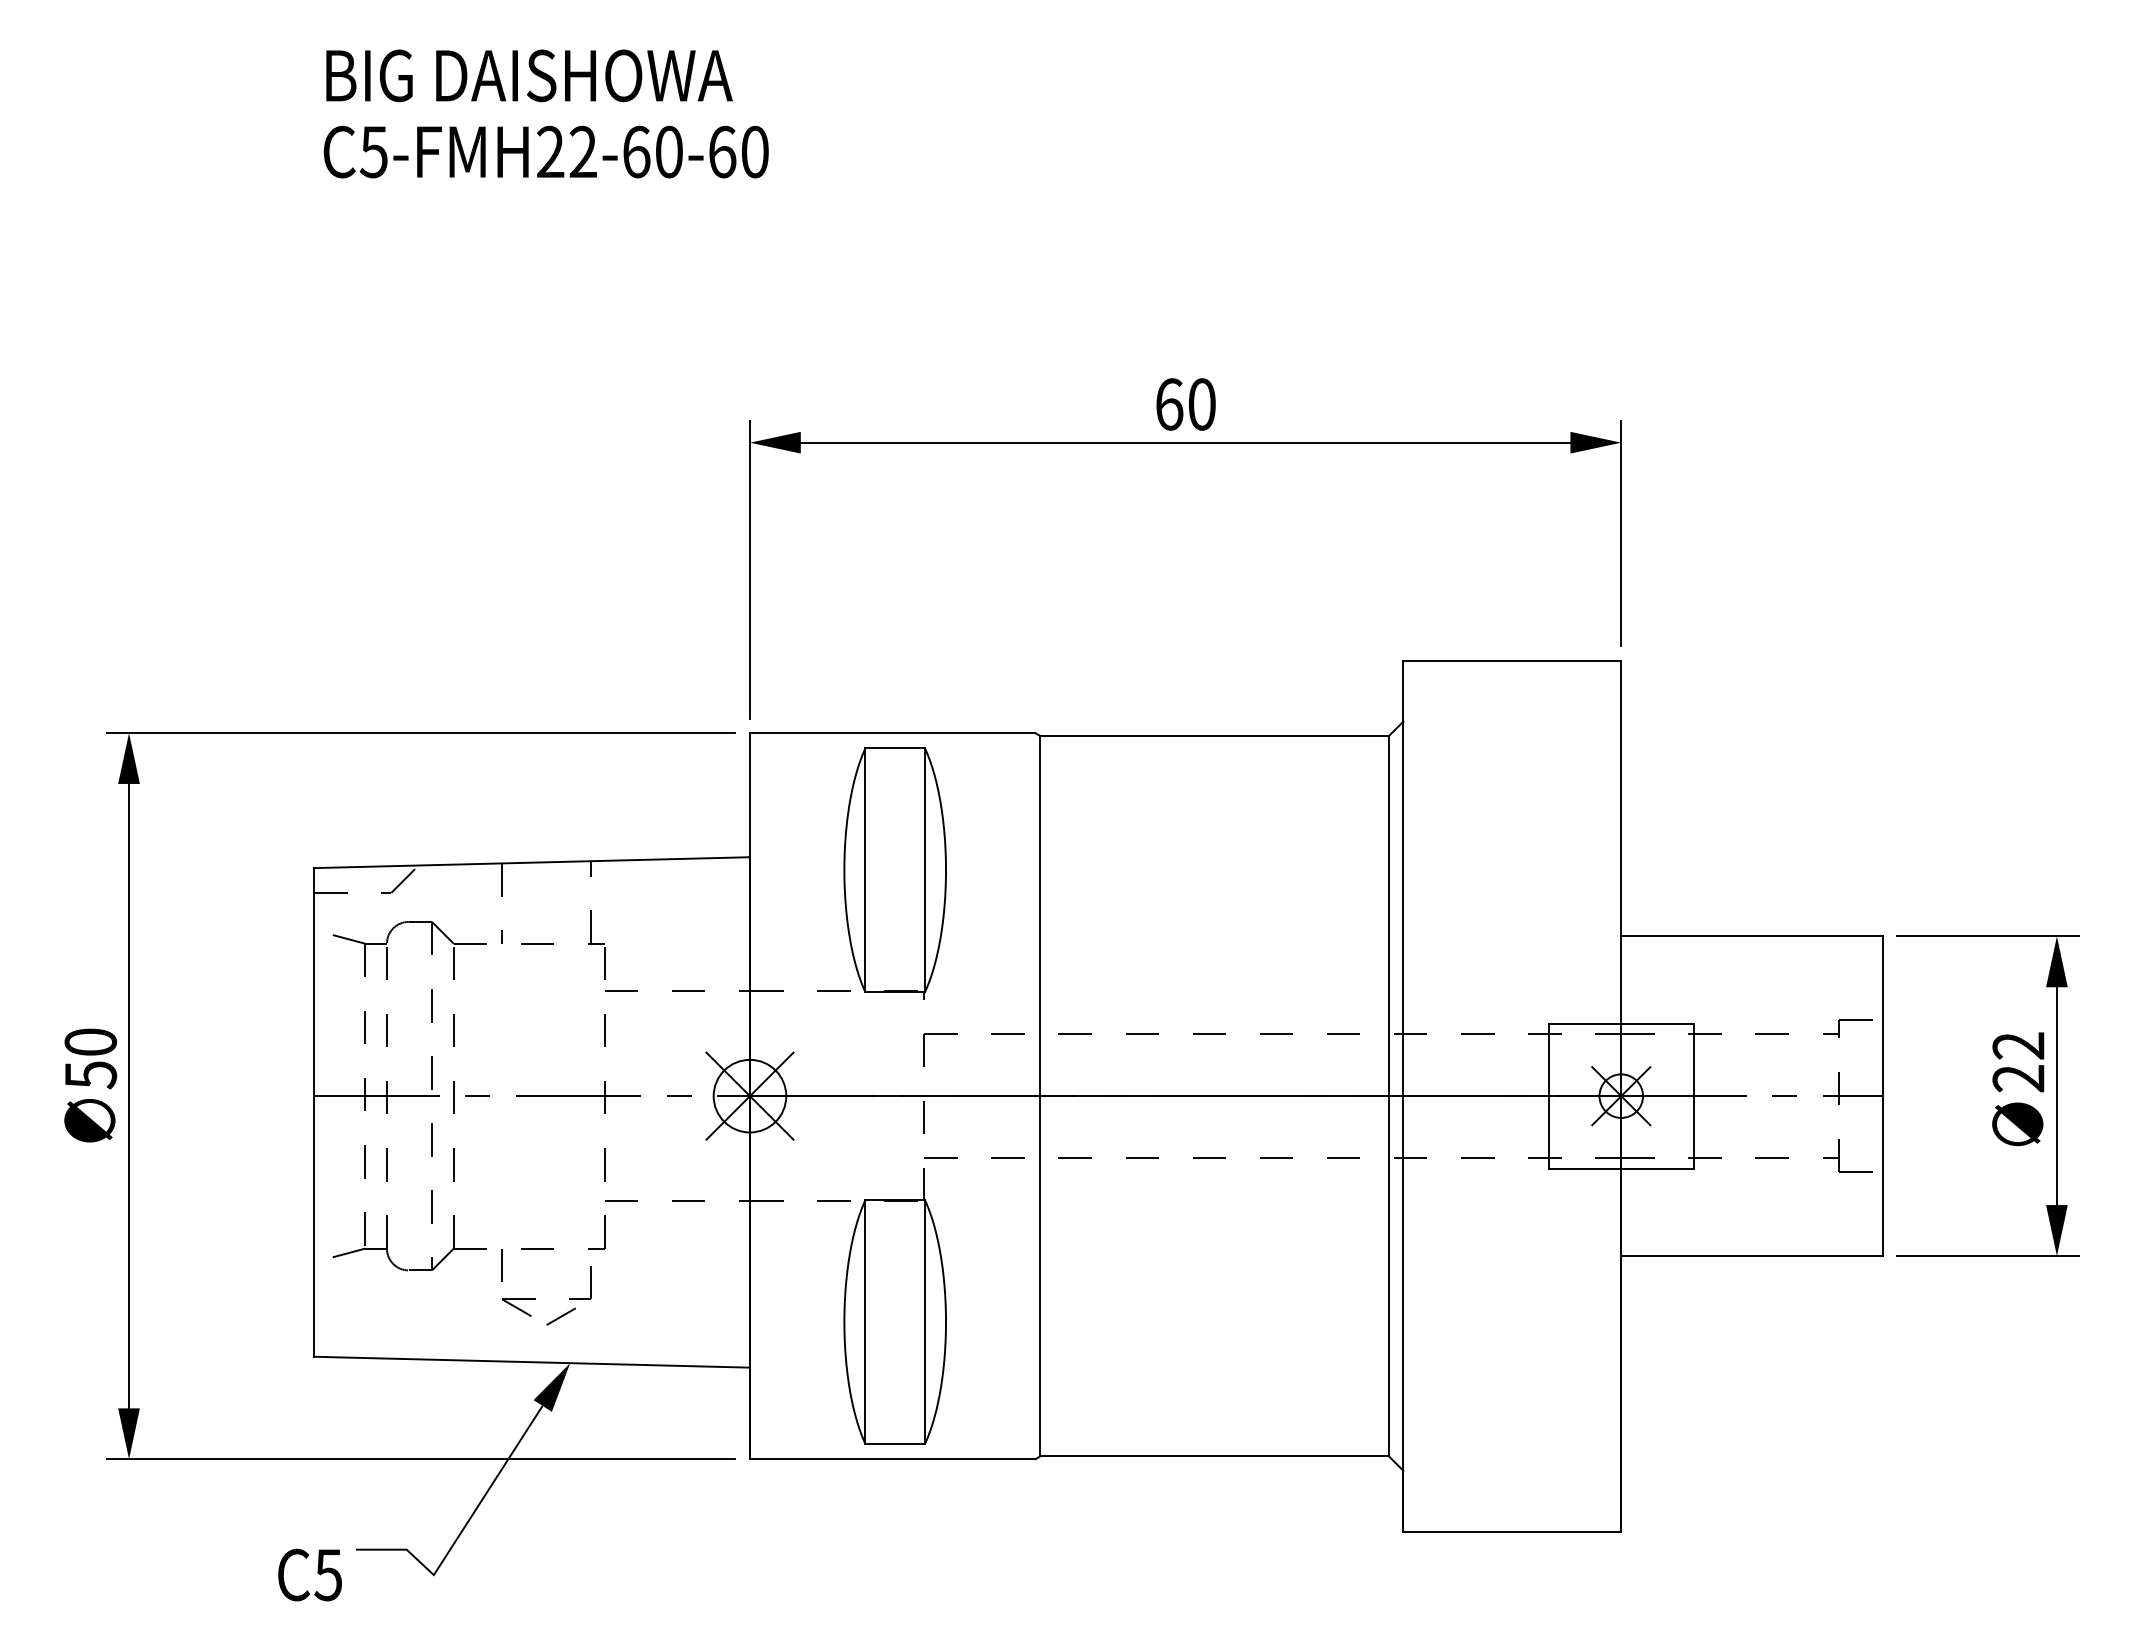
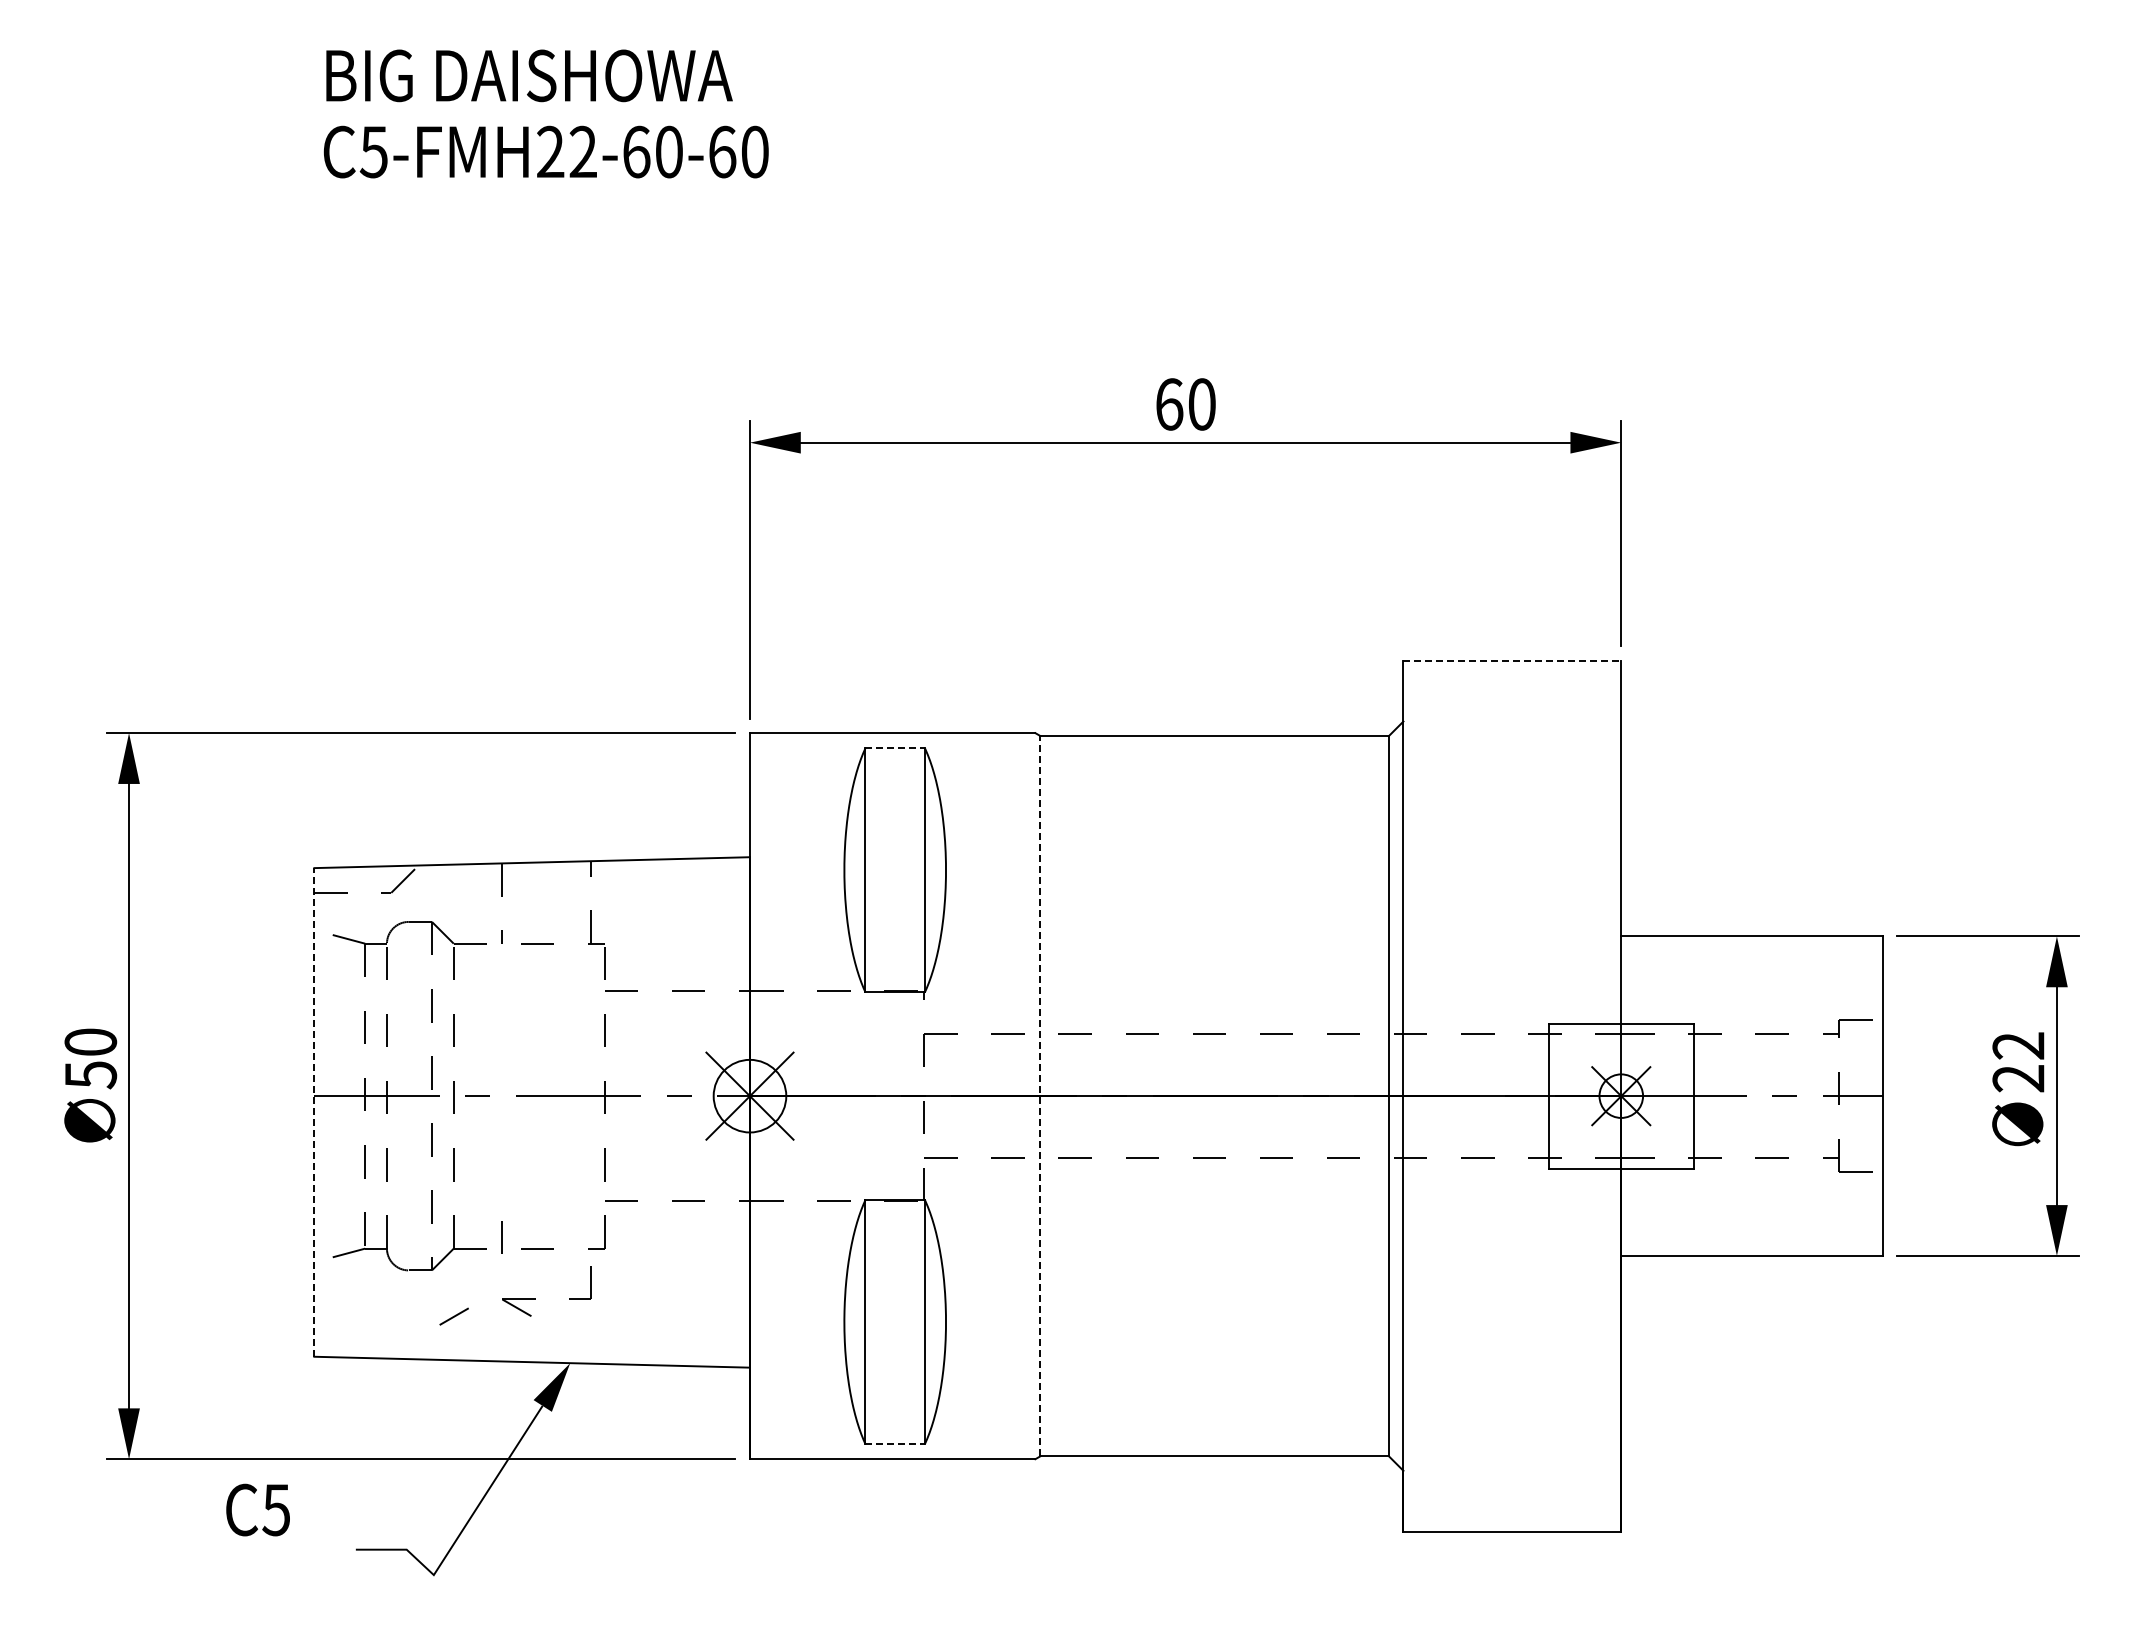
line: solid -> dashed (1512, 660)
line: solid -> dashed (895, 748)
line: solid -> dashed (1040, 1095)
line: solid -> dashed (314, 1111)
line position: (501, 1265) -> (501, 1237) (501, 1237)
line position: (560, 1316) -> (453, 1316) (453, 1316)
line: solid -> dashed (895, 1444)
text position: (309, 1574) -> (257, 1509) (257, 1509)
